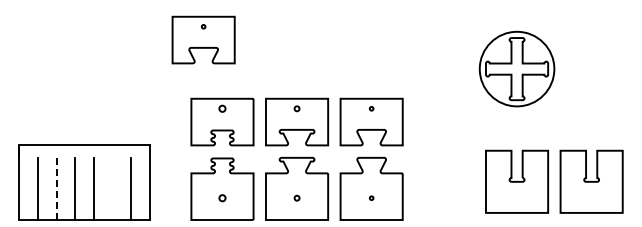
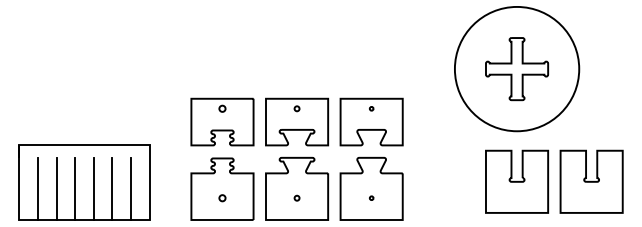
part: present -> none (203, 39)
circle diameter: 75 px -> 124 px (516, 68)
line: dashed -> solid (56, 188)
line: none -> present (112, 188)
